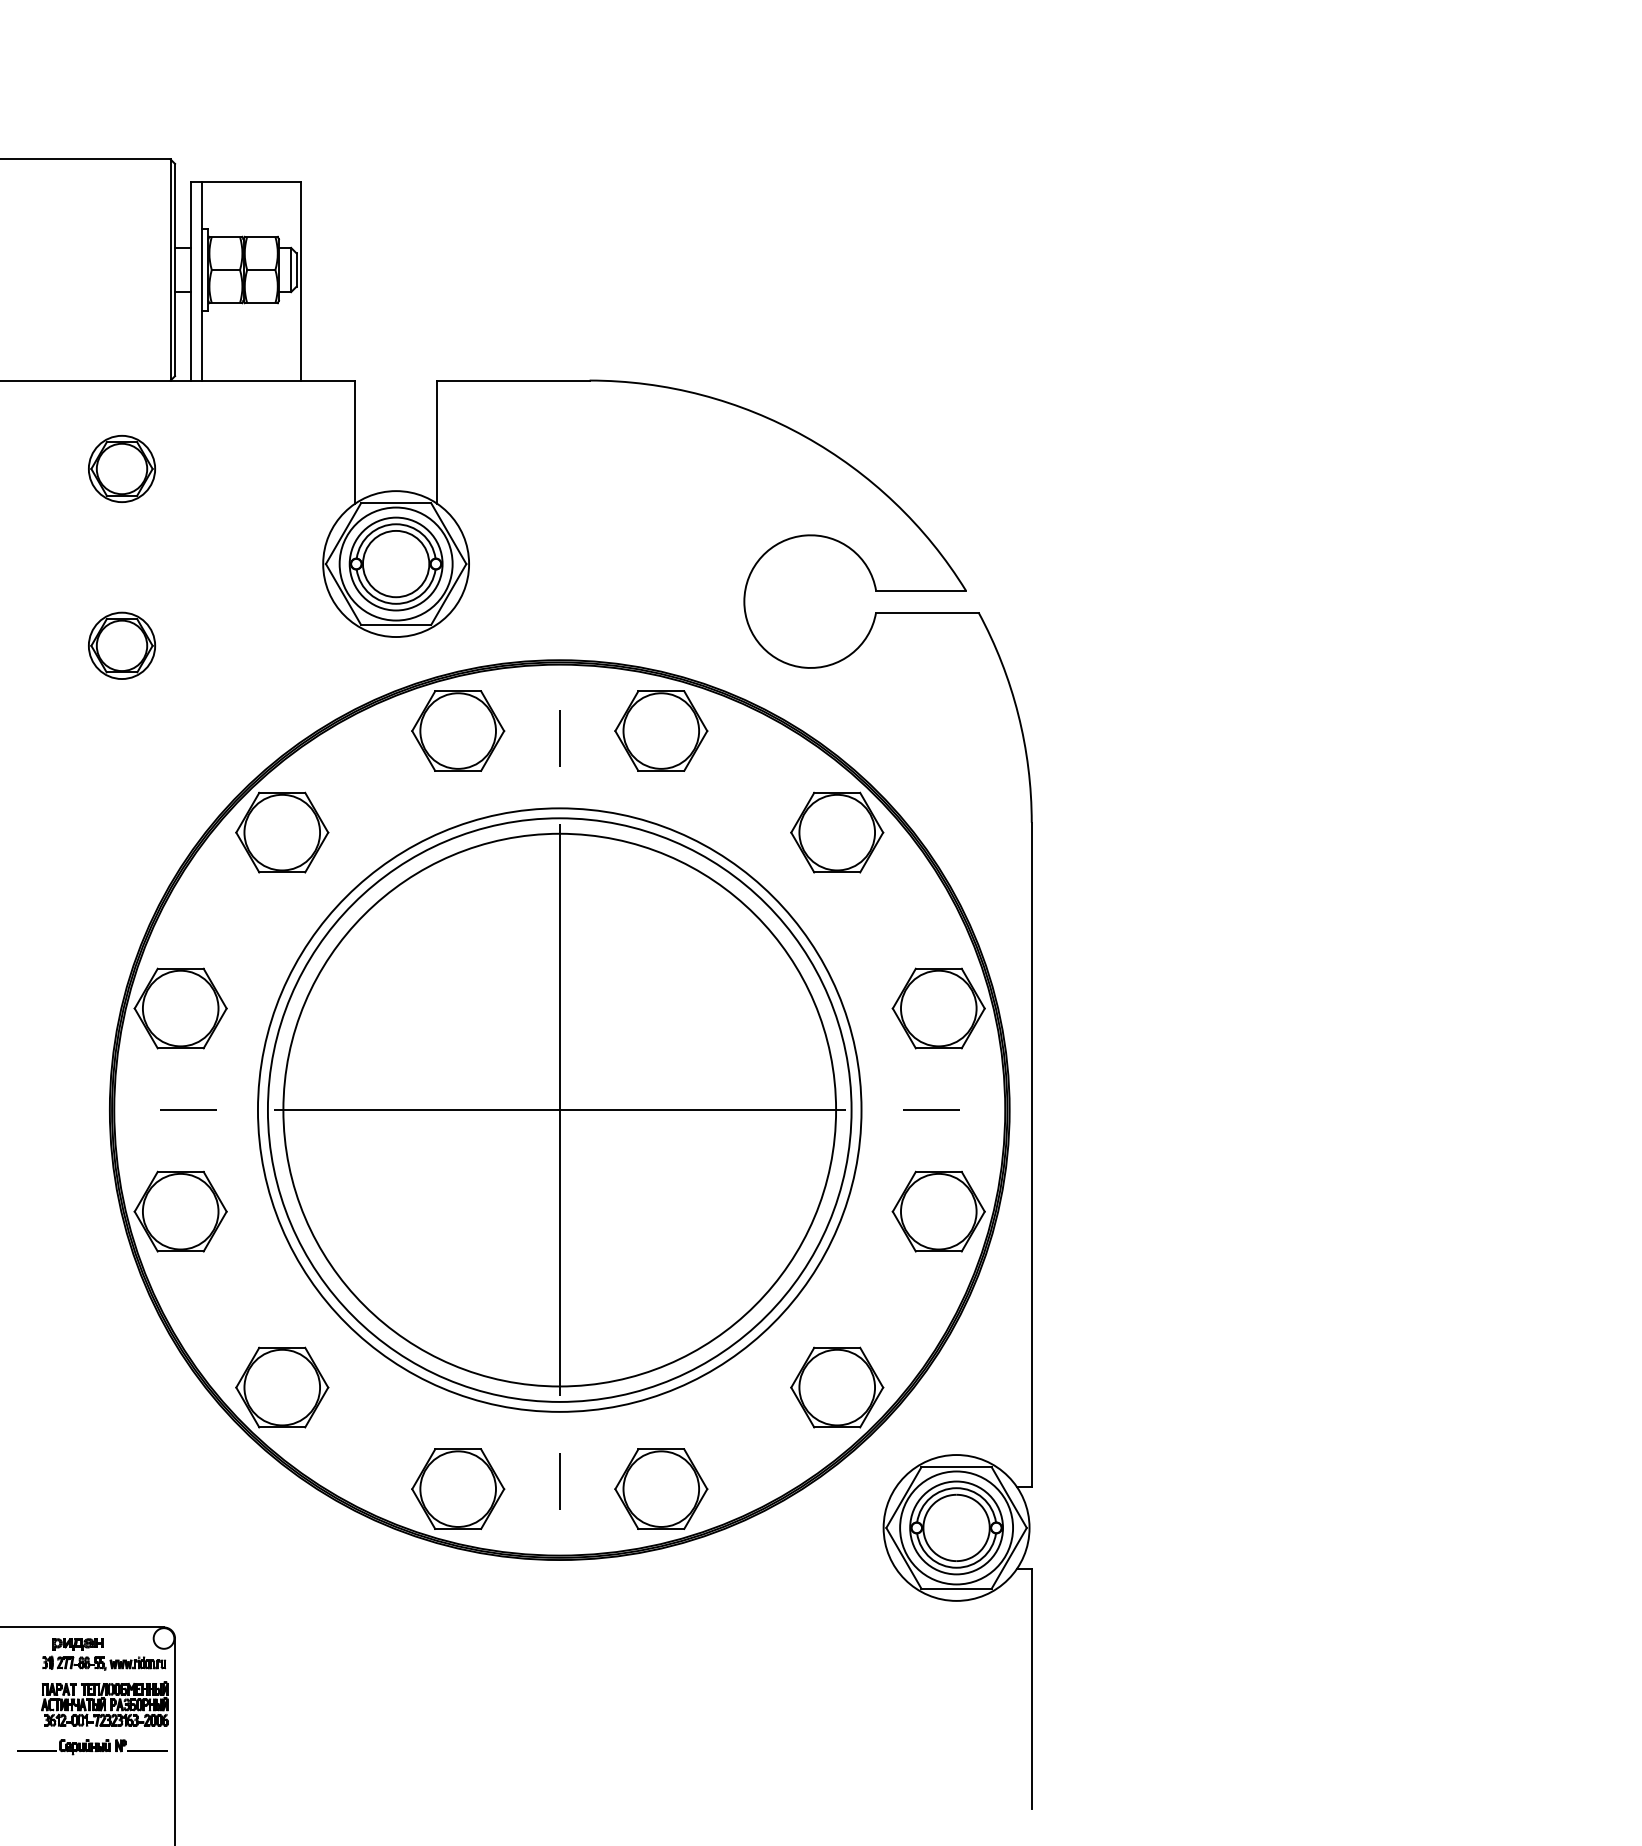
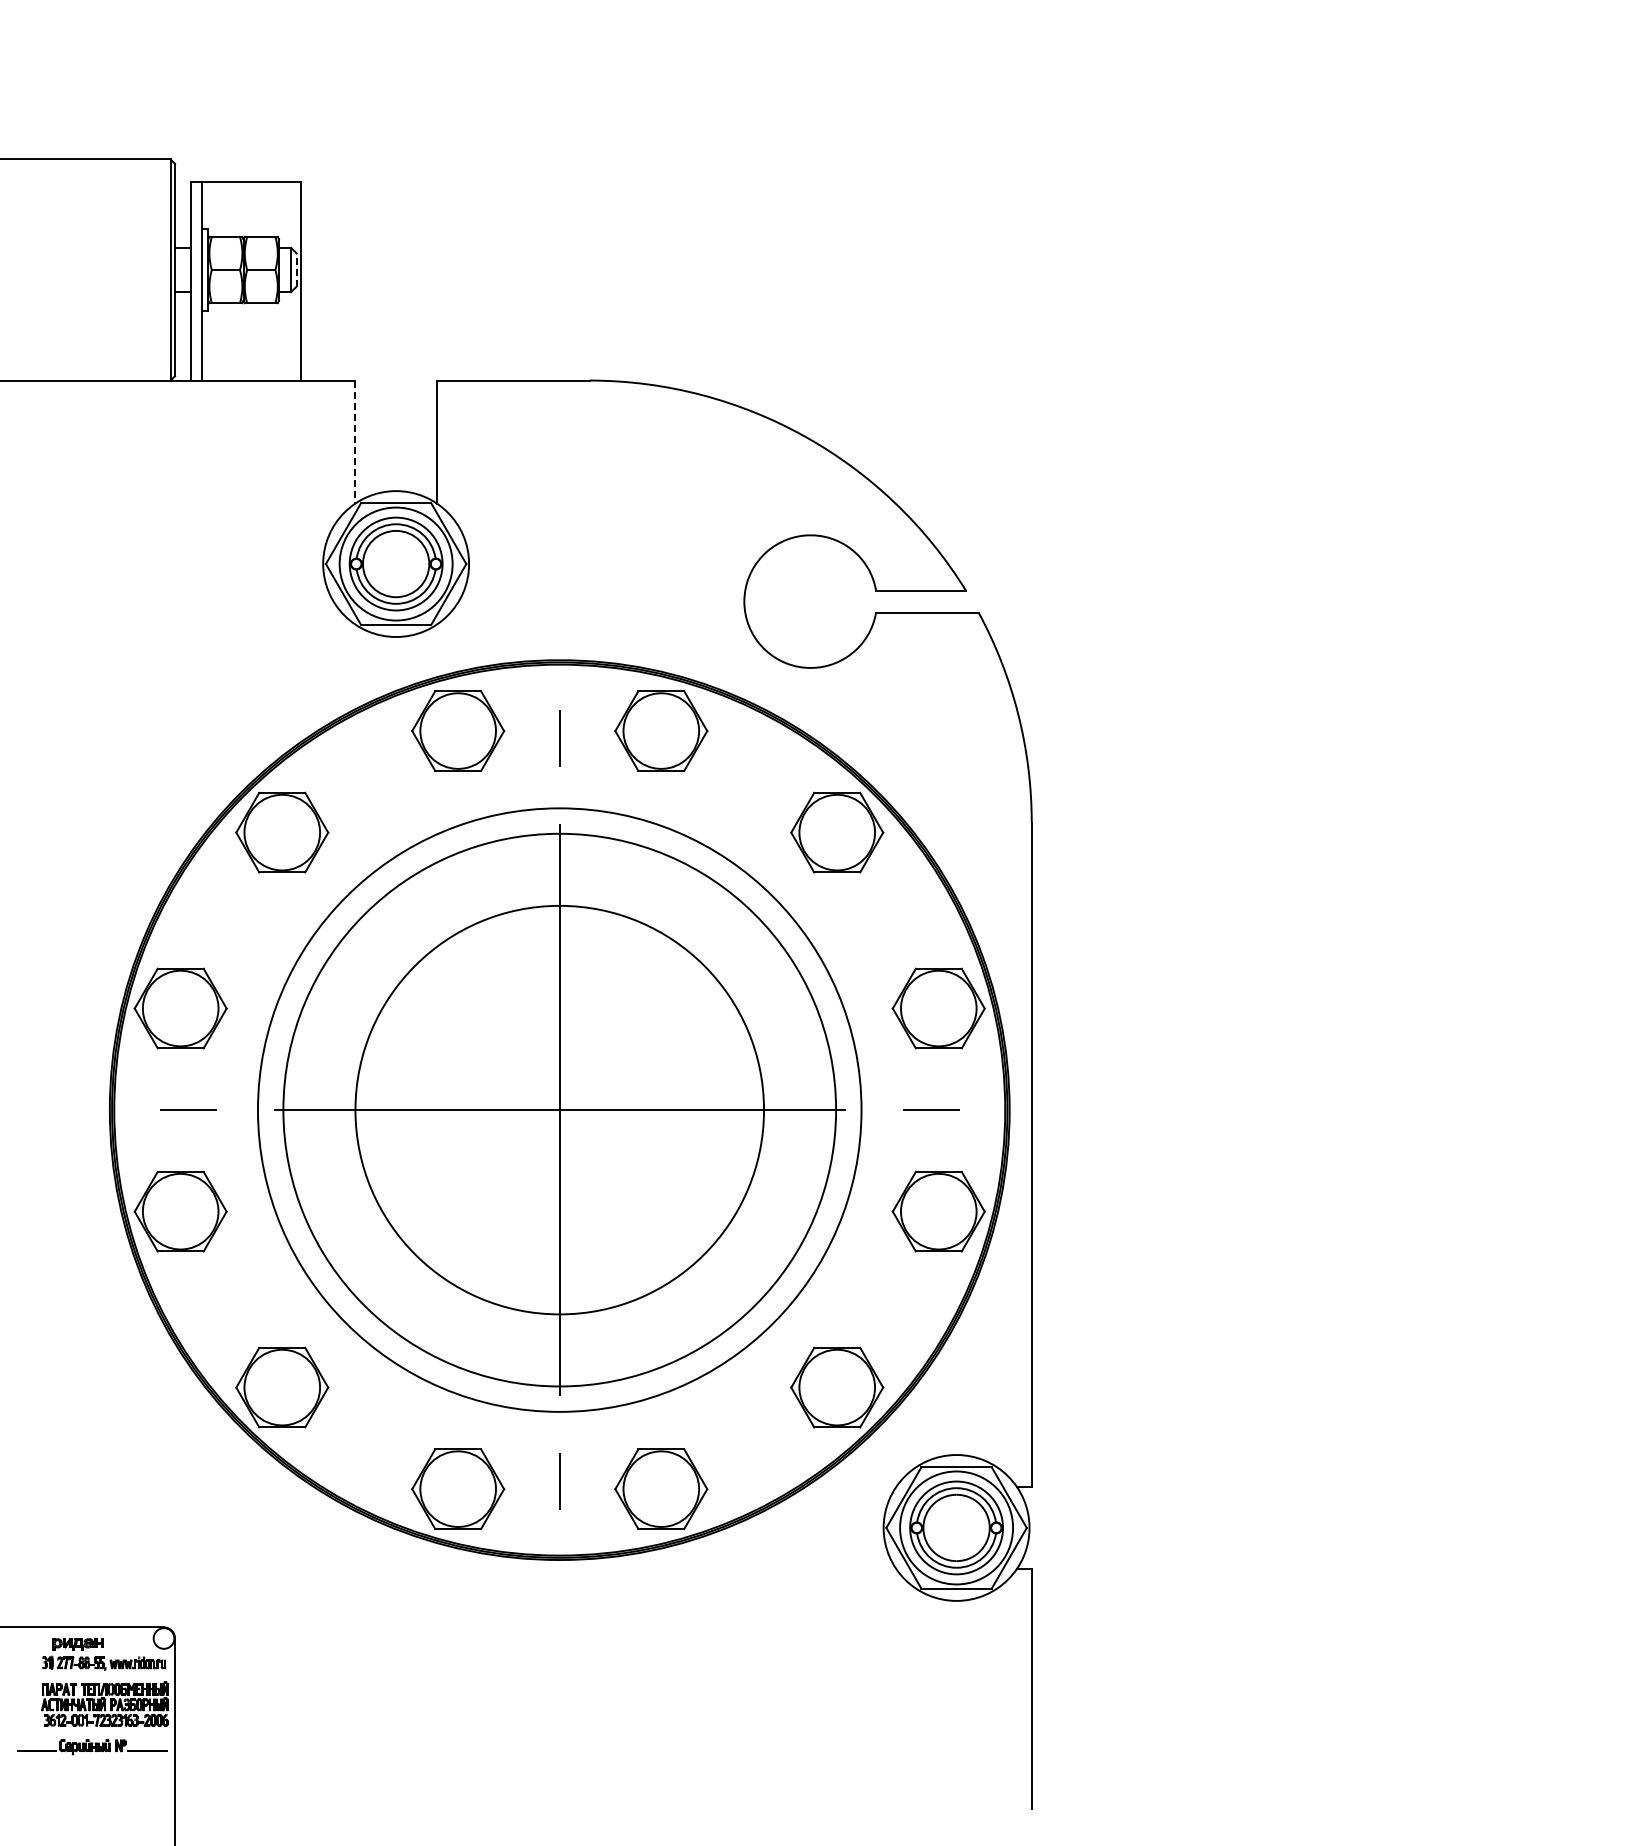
line: solid -> dashed (296, 270)
line: solid -> dashed (355, 442)
part: present -> none (122, 468)
part: present -> none (122, 645)
circle diameter: 584 px -> 409 px (559, 1109)
